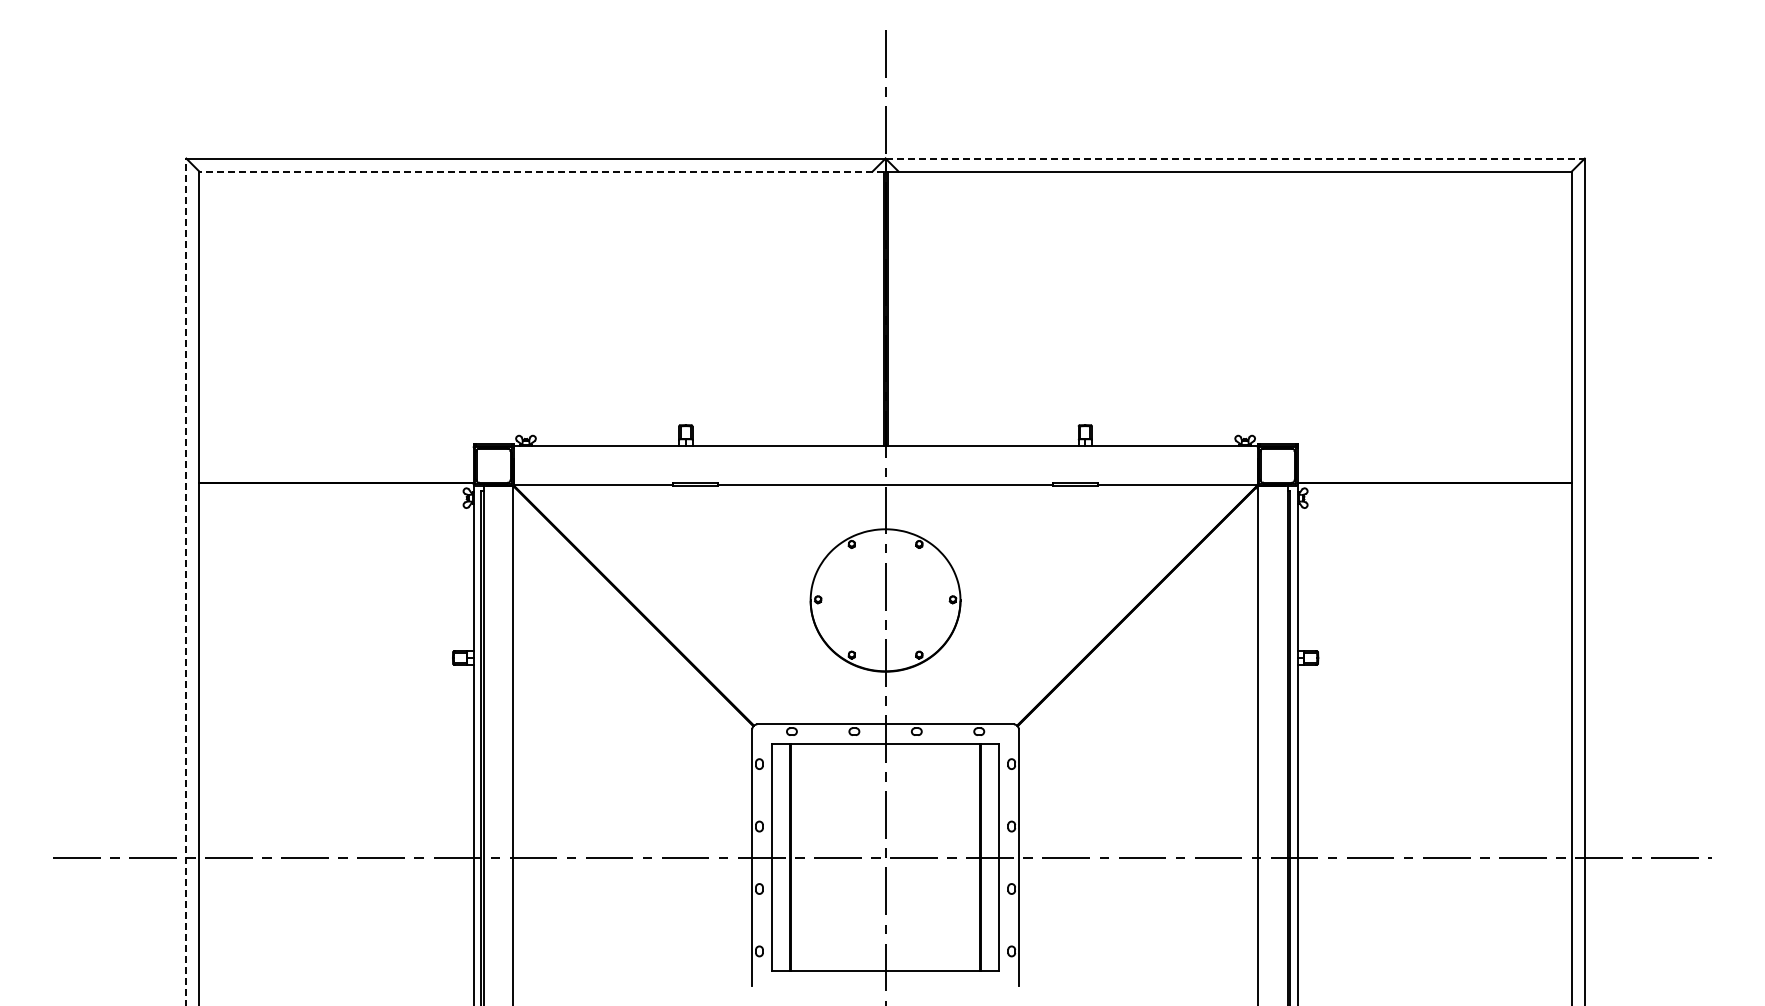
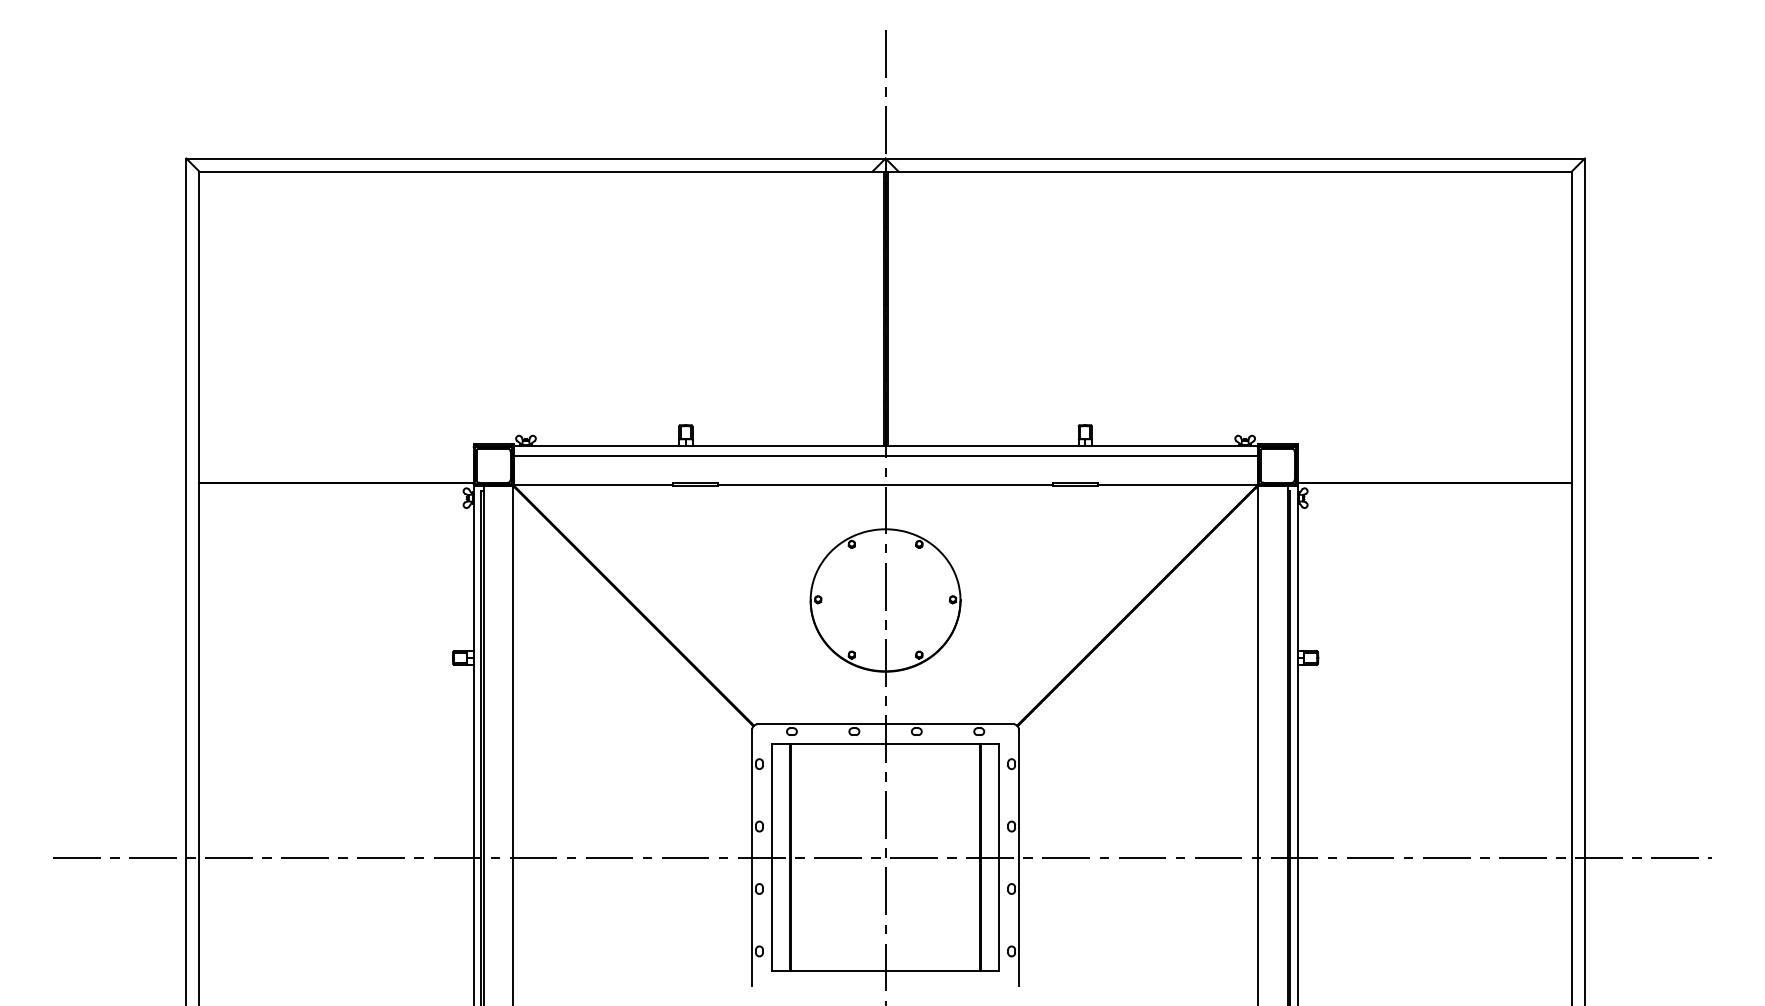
line: dashed -> solid (1235, 158)
line: dashed -> solid (540, 171)
line: none -> present (885, 455)
line: dashed -> solid (186, 581)
